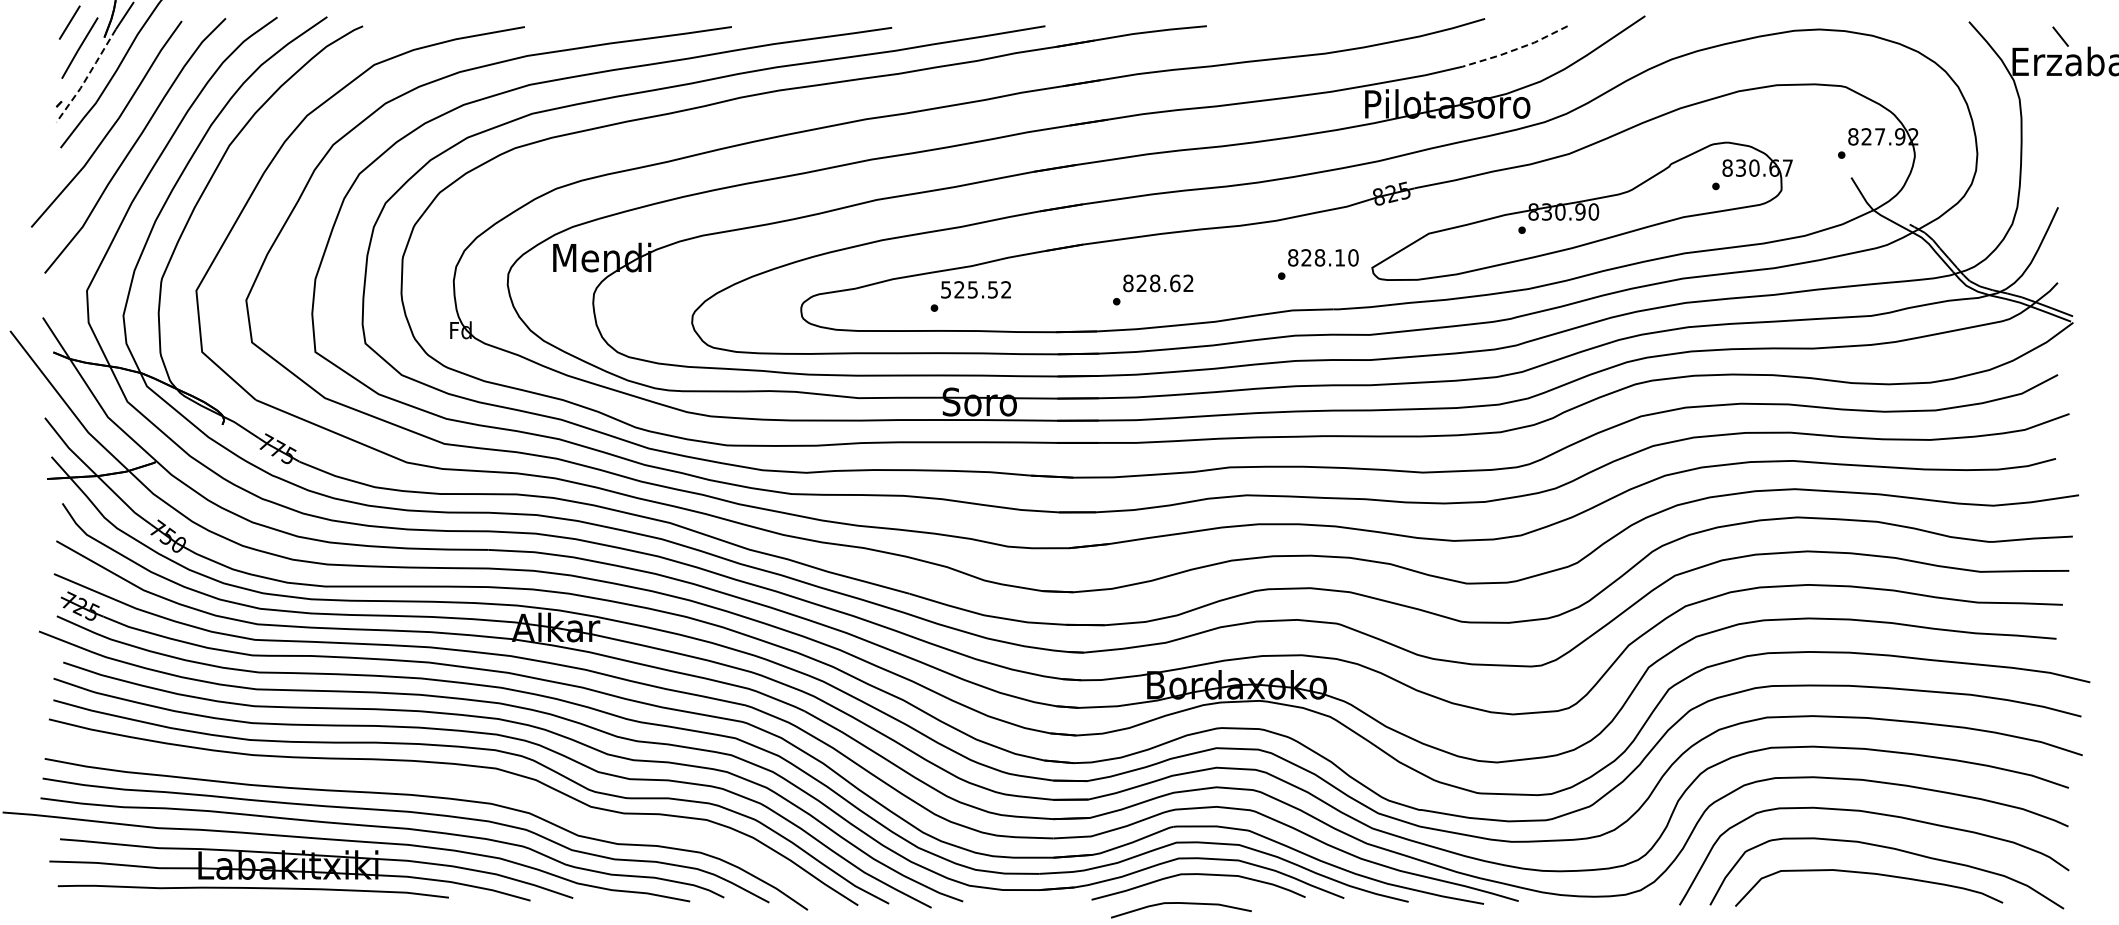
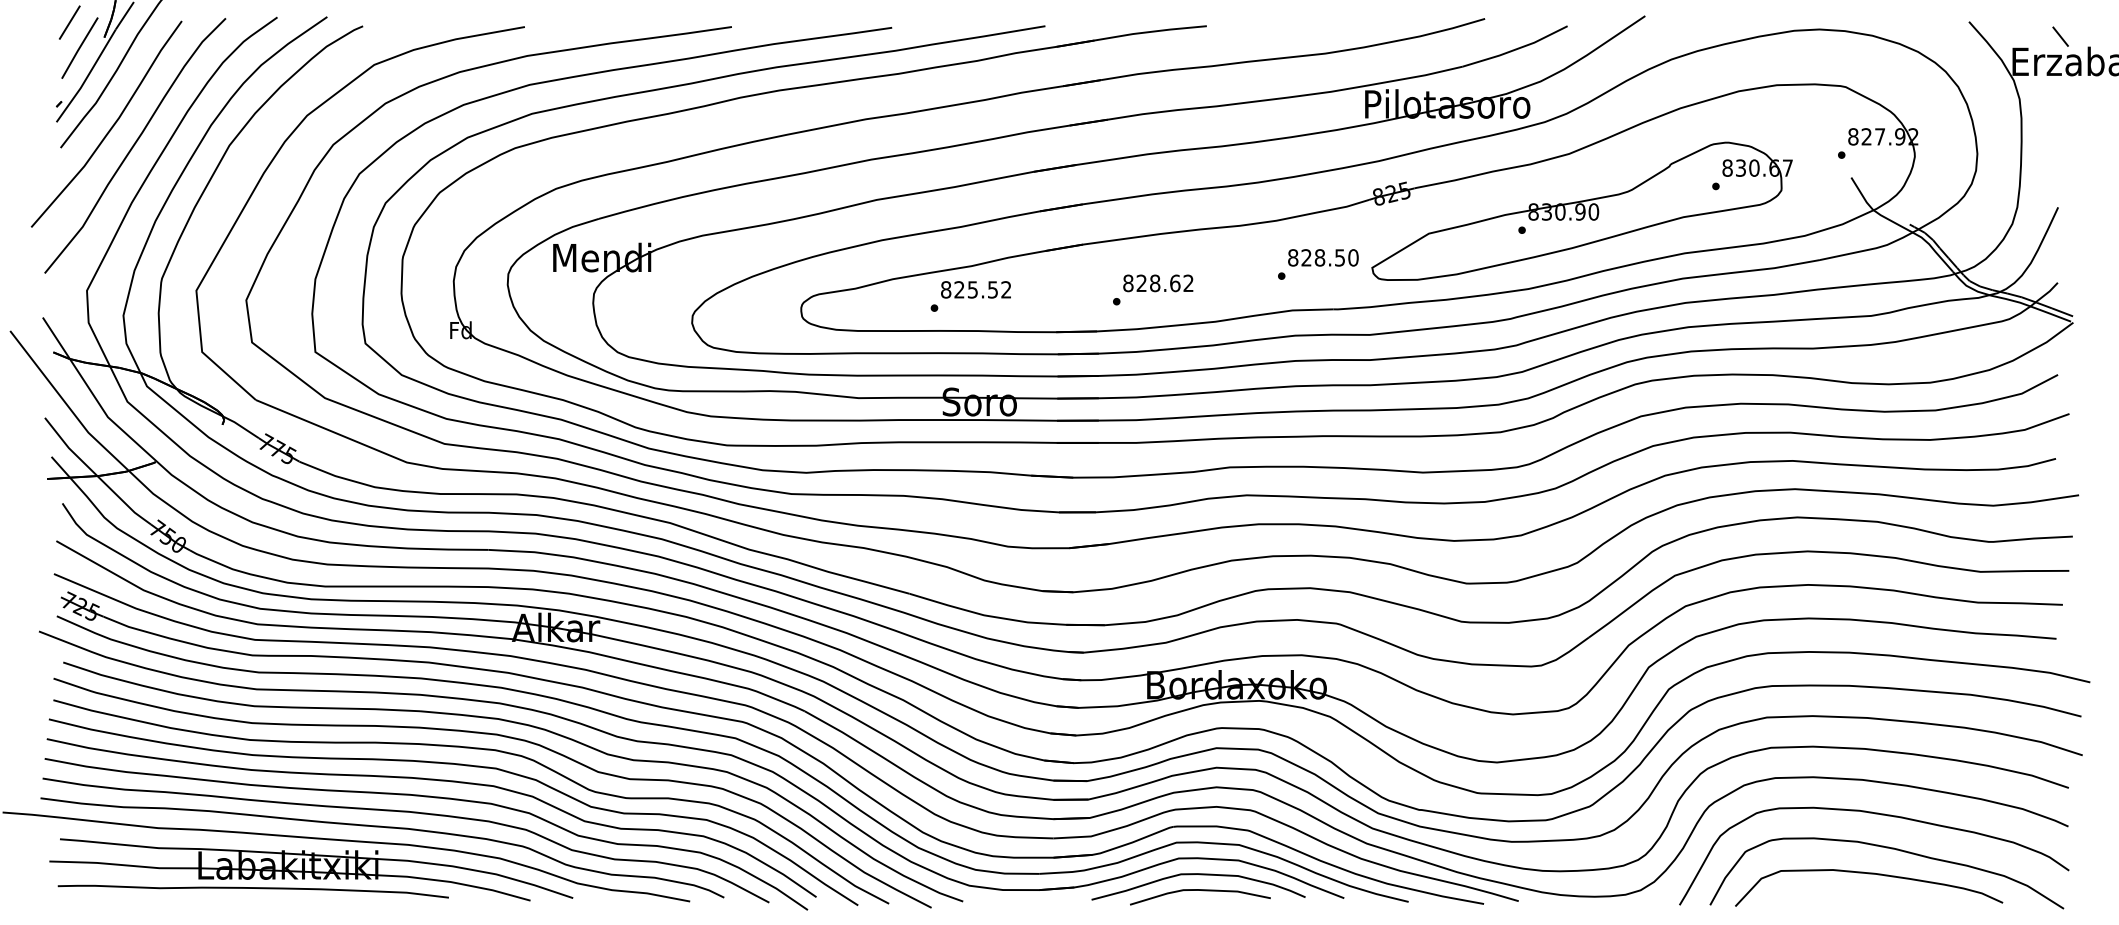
line: dashed -> solid (1516, 49)
line: dashed -> solid (87, 77)
text: 828.10 -> 828.50 (1339, 257)
text: 525.52 -> 825.52 (946, 289)
curve: none -> present (439, 781)
curve position: (1184, 904) -> (1203, 891) (1203, 891)
